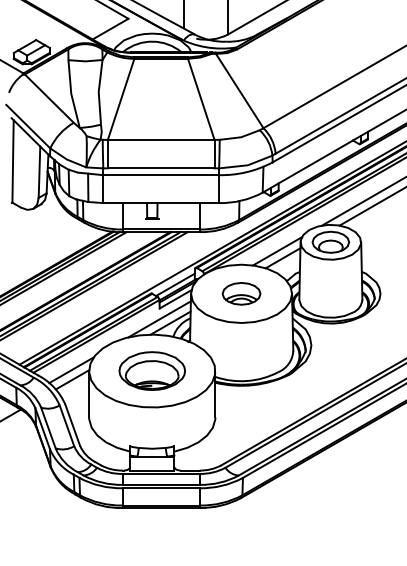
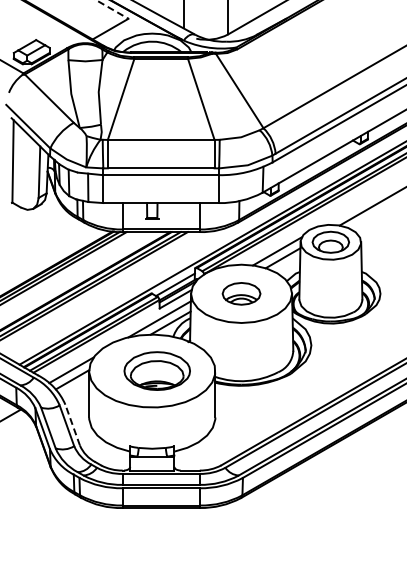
line: solid -> dashed (112, 9)
line: present -> none (362, 201)
part position: (151, 370) -> (156, 370) (156, 370)
line: solid -> dashed (72, 425)
